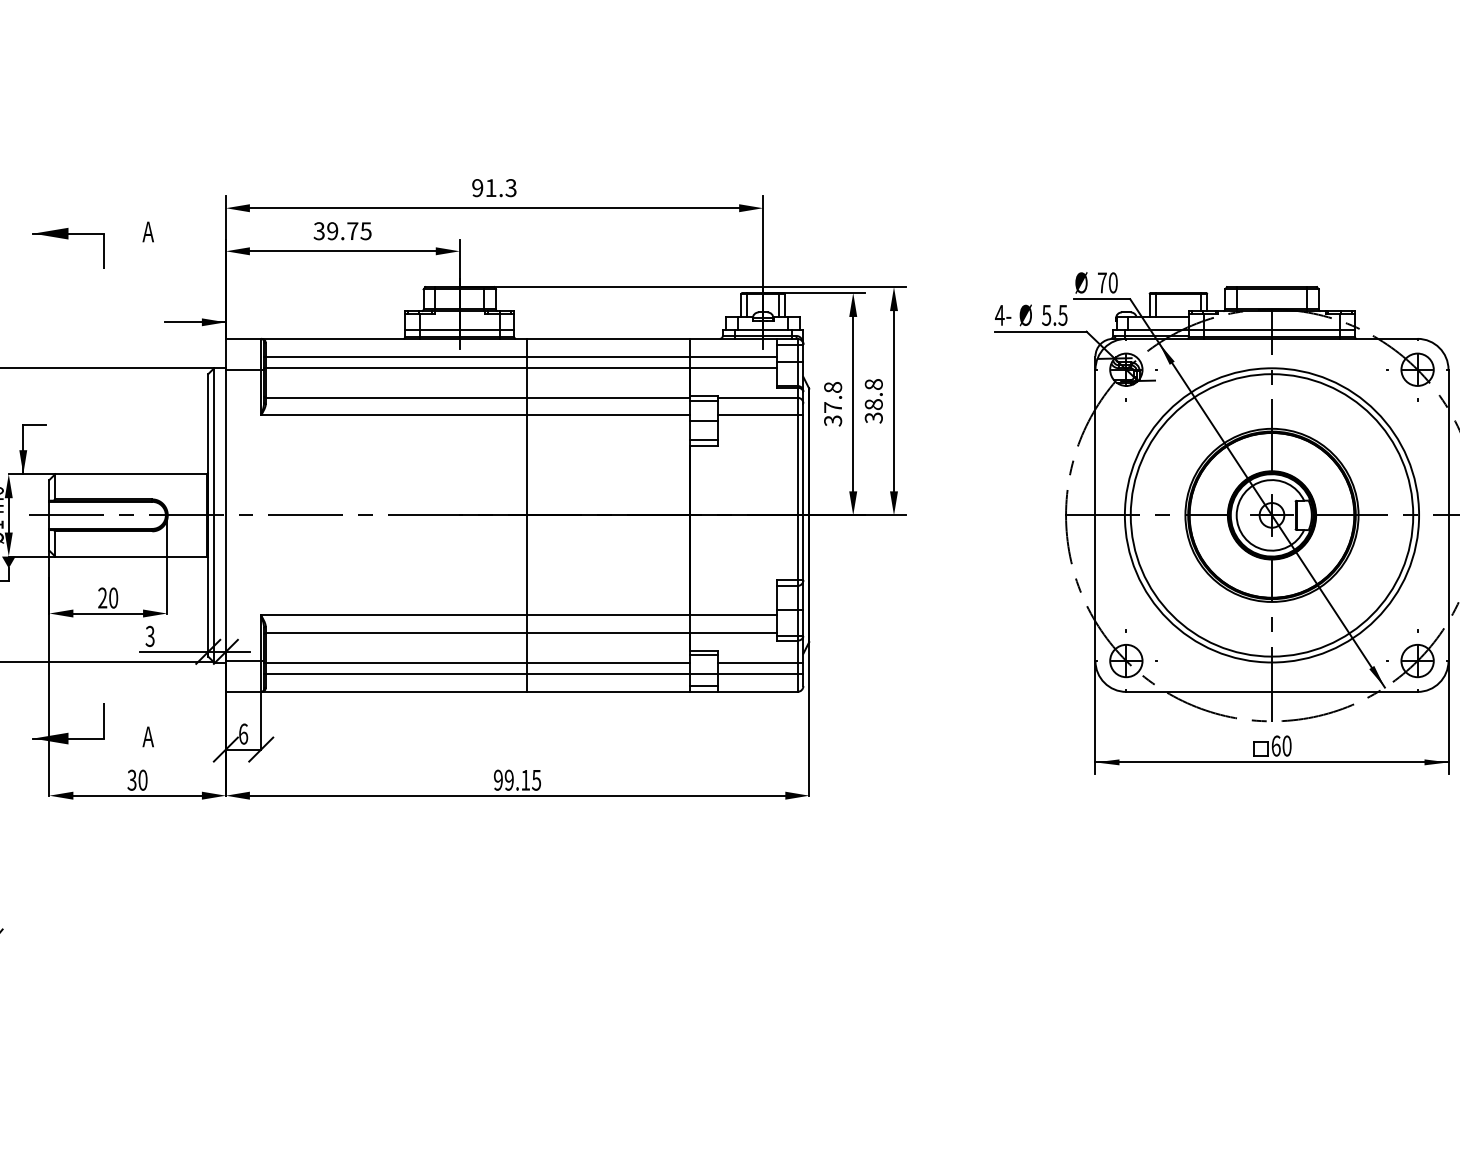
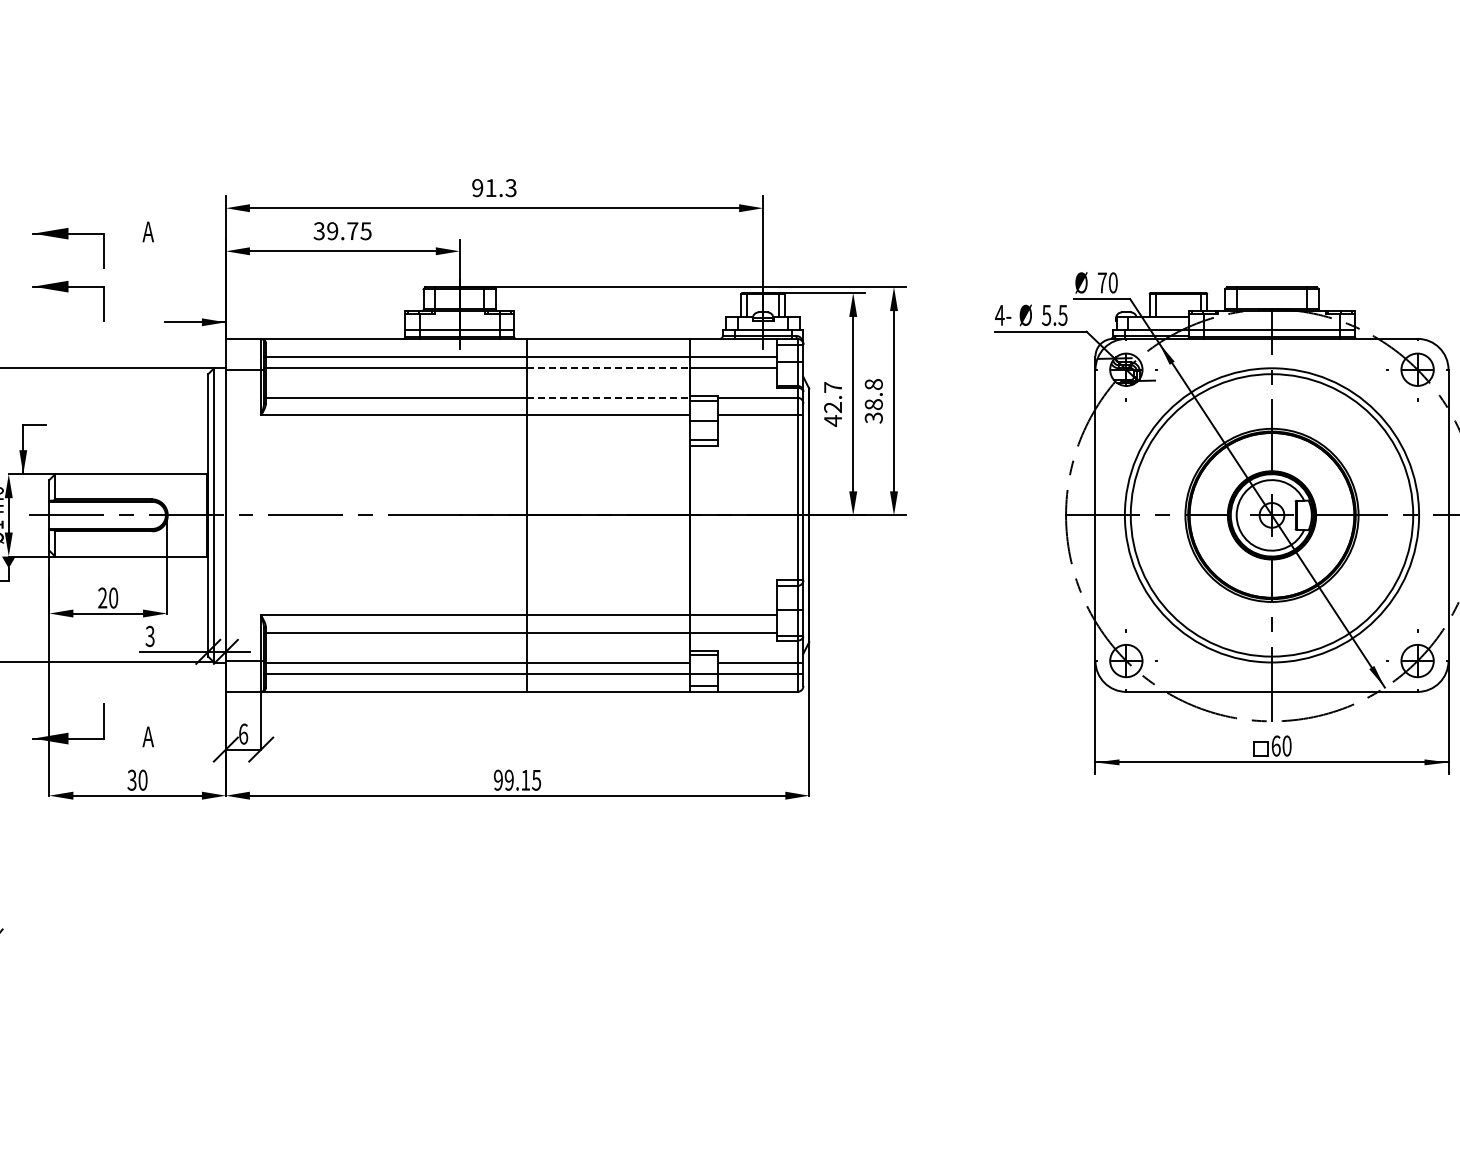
part: none -> present (68, 292)
line: solid -> dashed (608, 368)
line: solid -> dashed (608, 397)
text: 37.8 -> 42.7 (833, 403)
